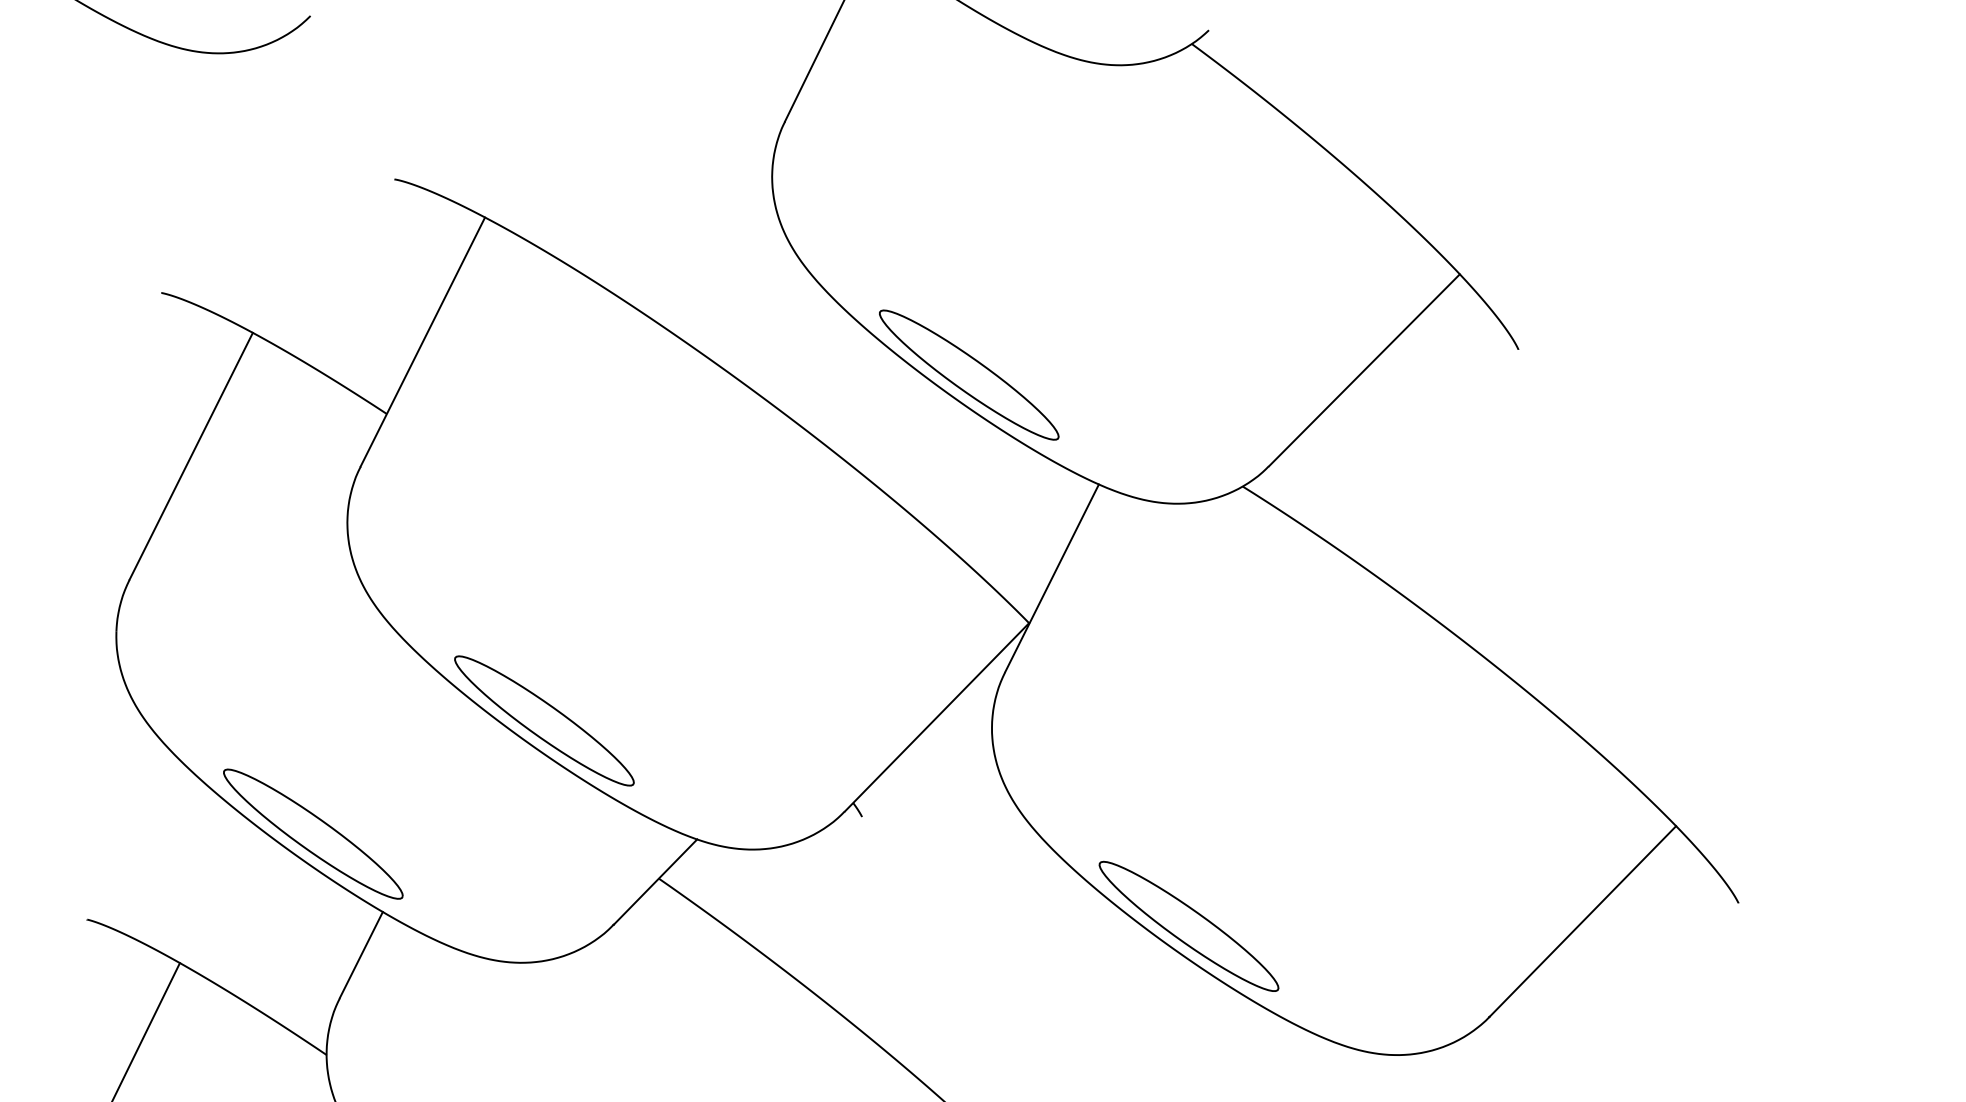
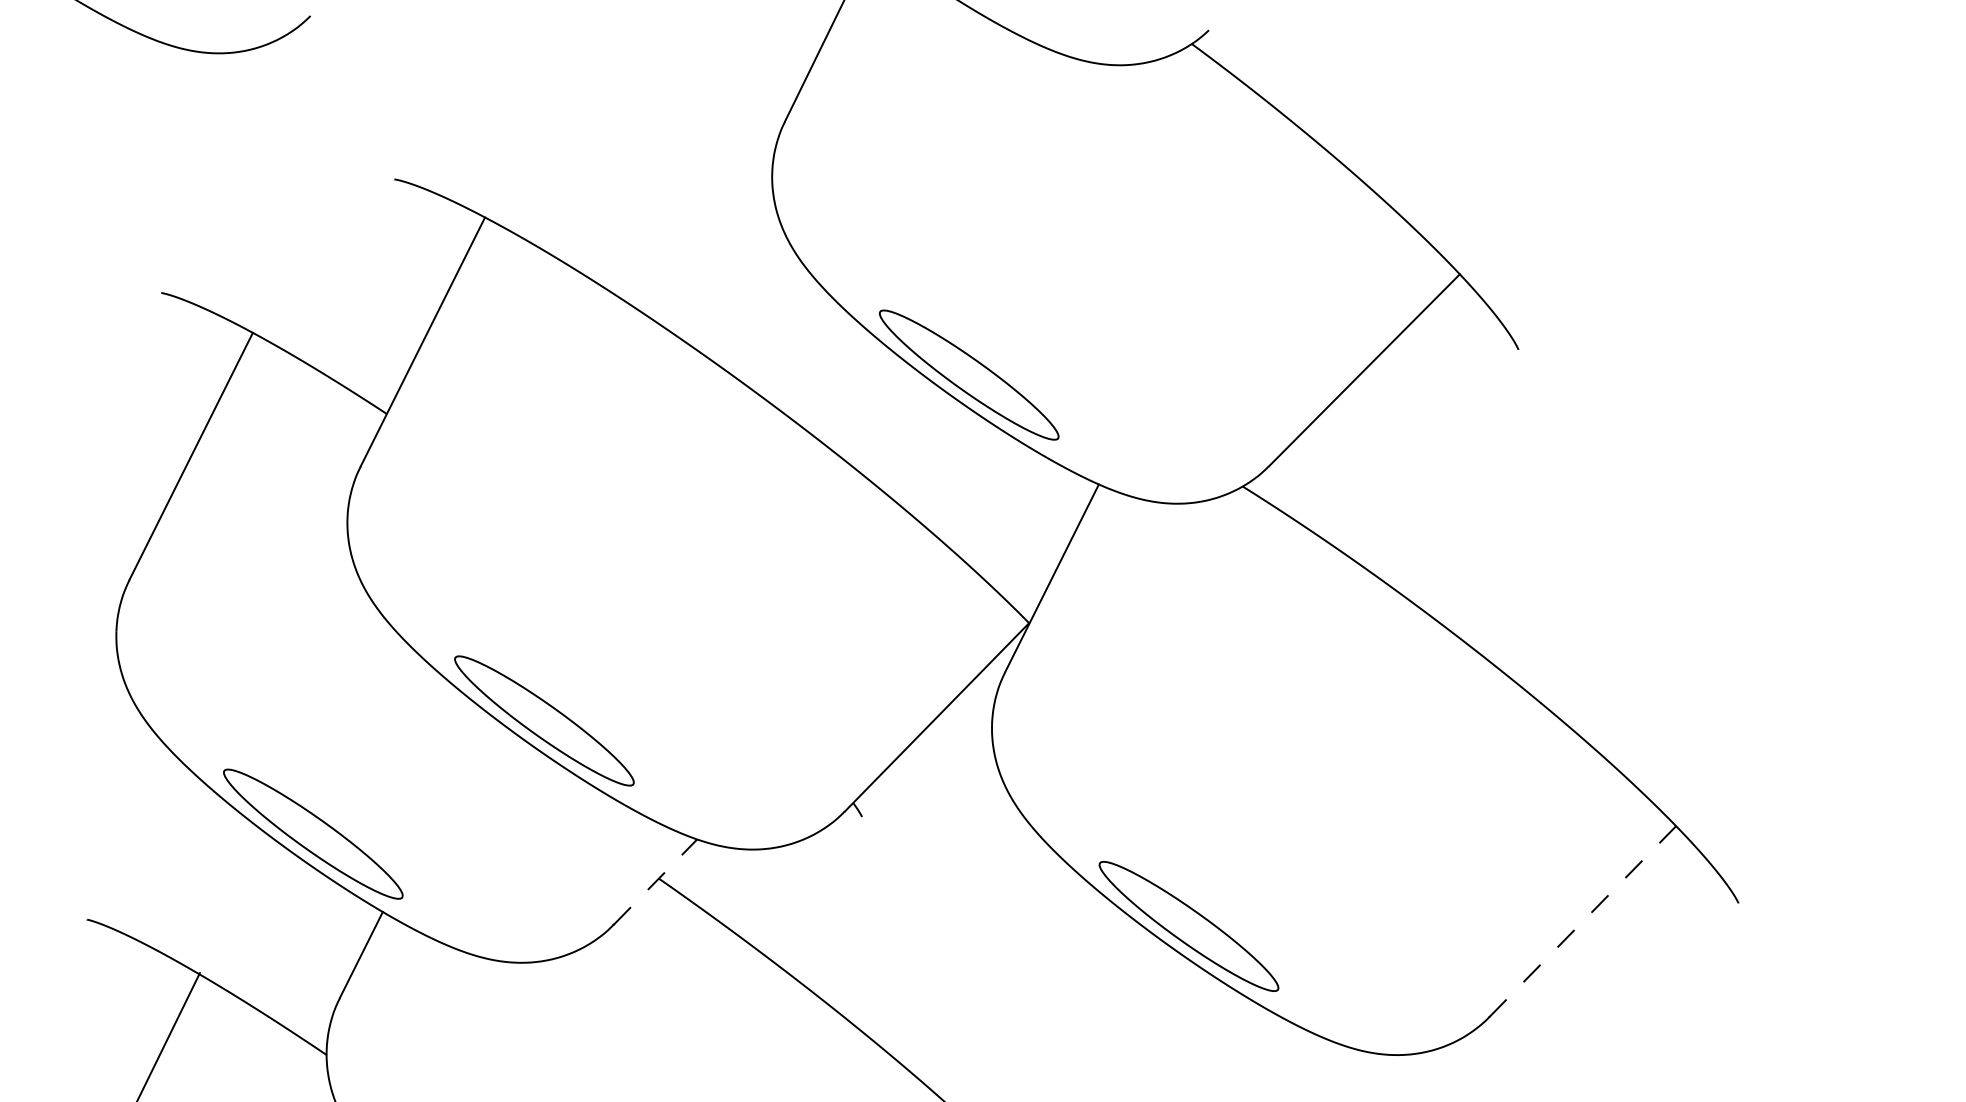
line: solid -> dashed (655, 881)
line: solid -> dashed (1583, 921)
line position: (146, 1030) -> (168, 1035) (168, 1035)
